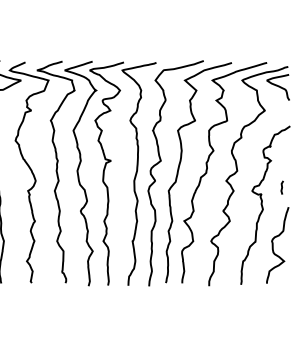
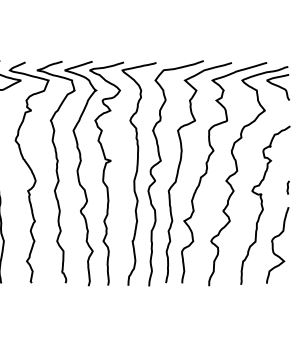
line position: (281, 187) -> (287, 187) (287, 187)
